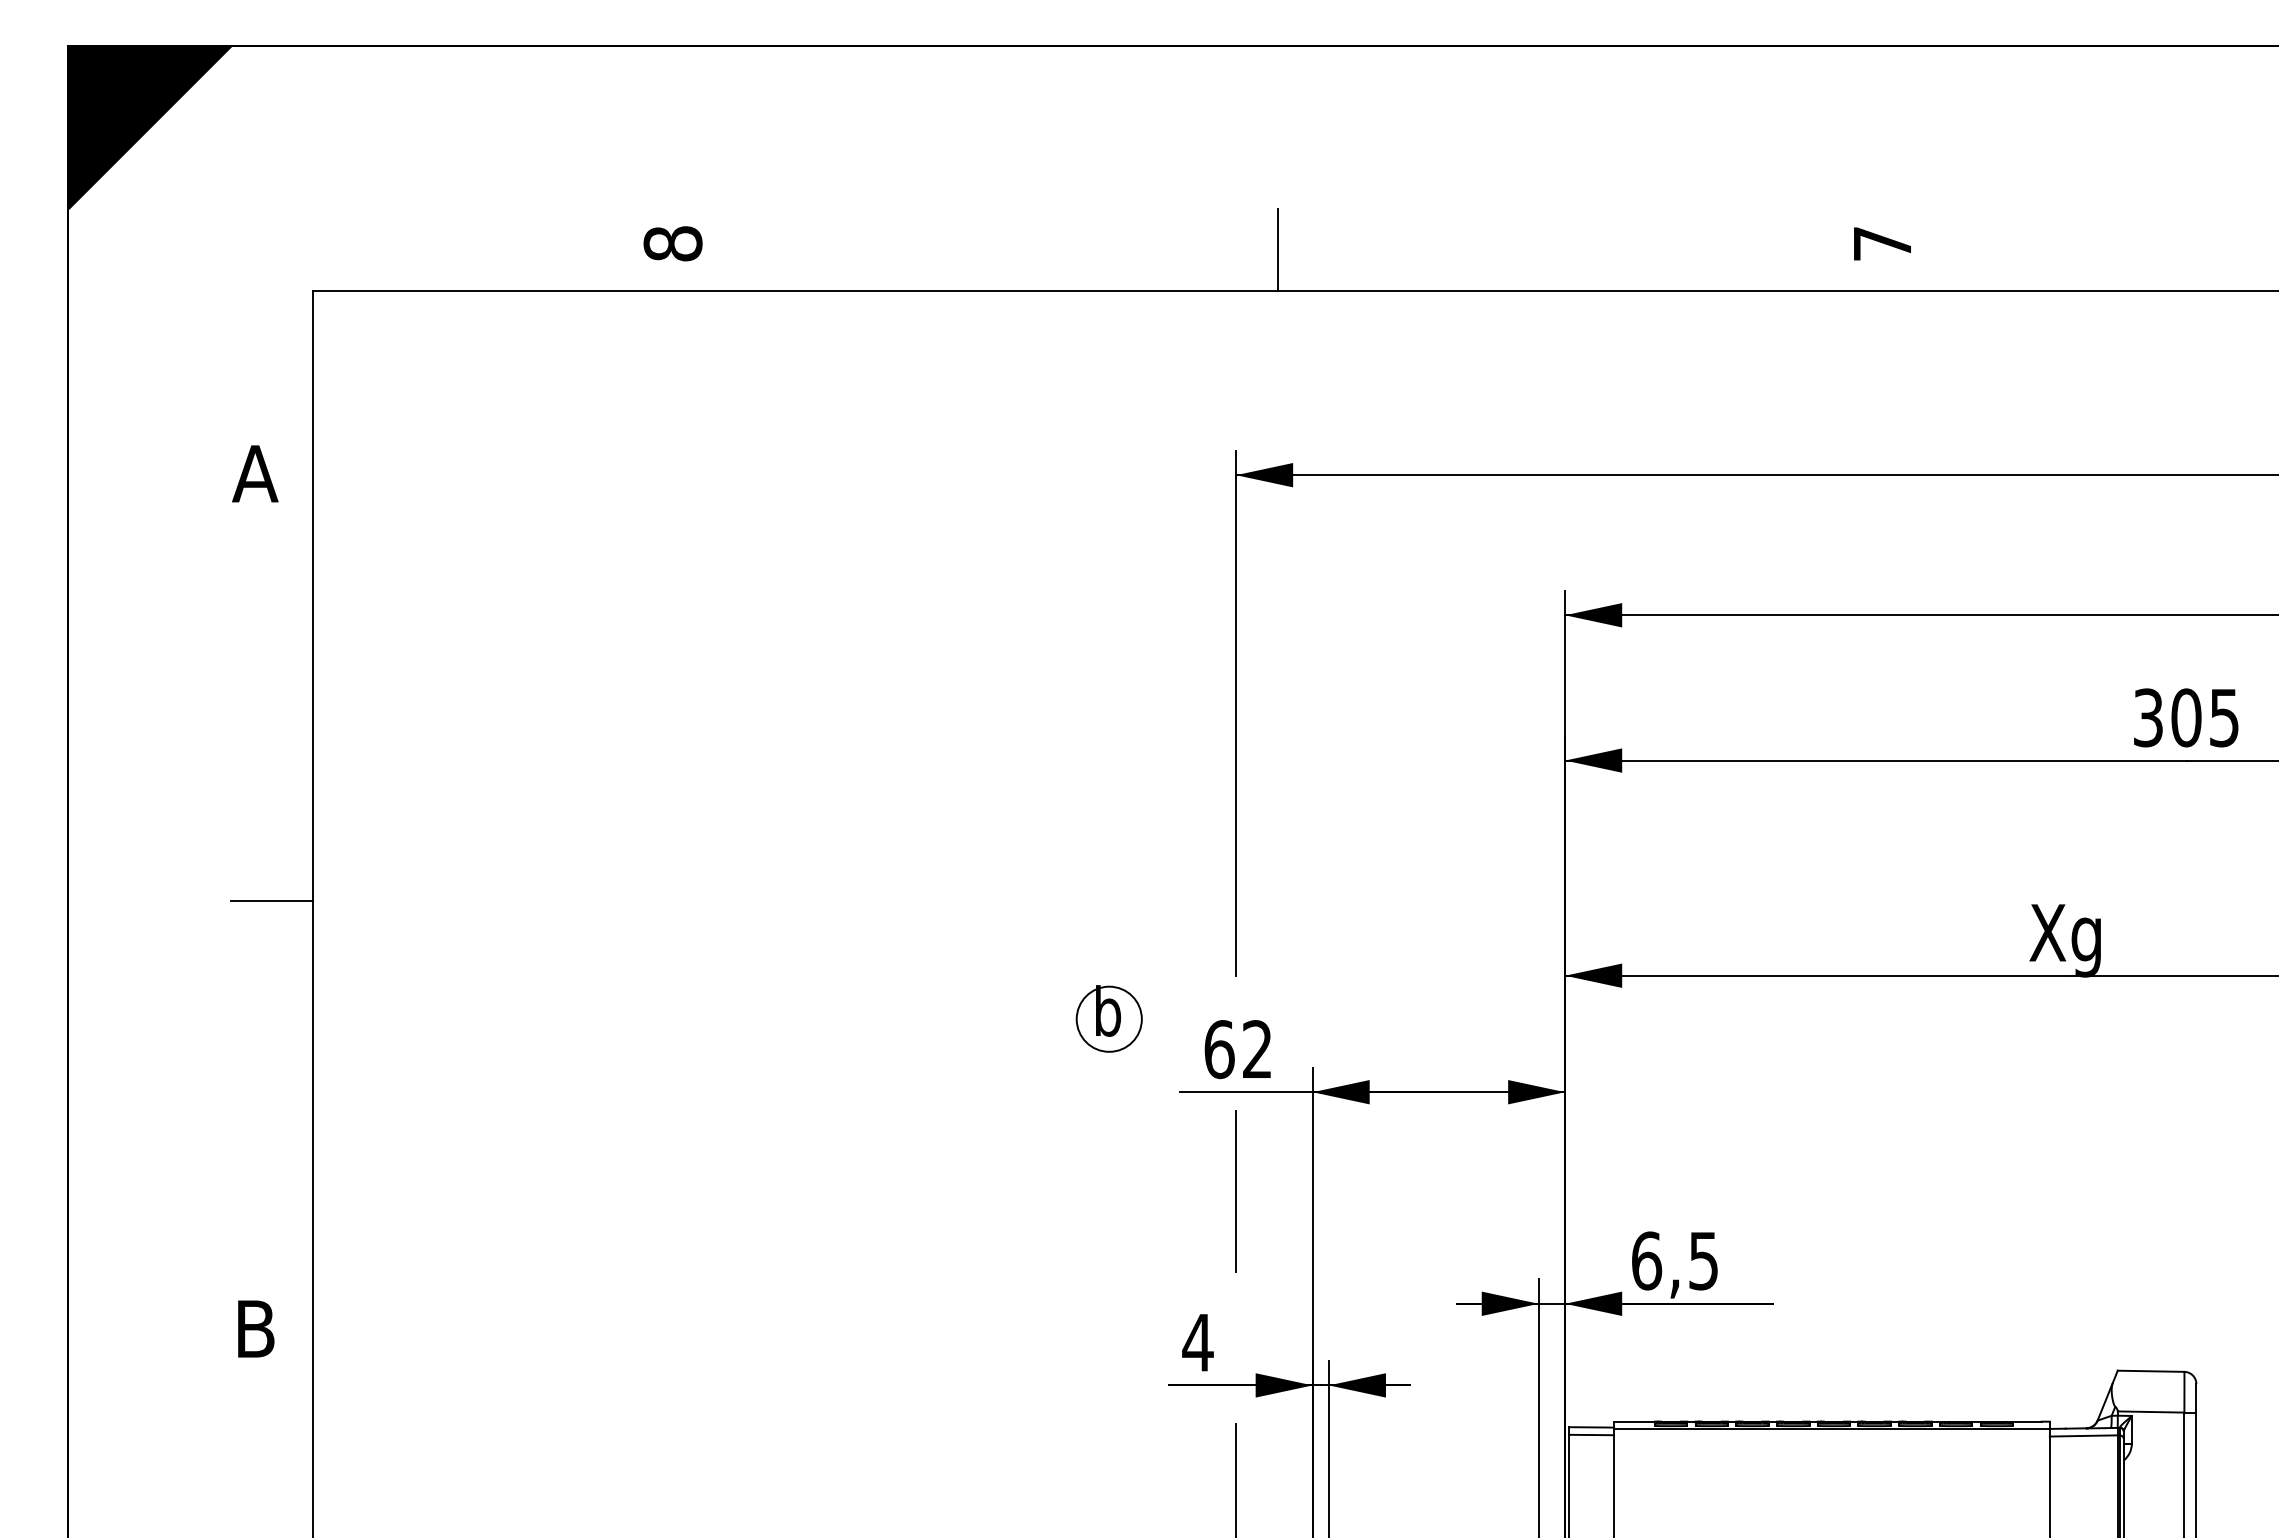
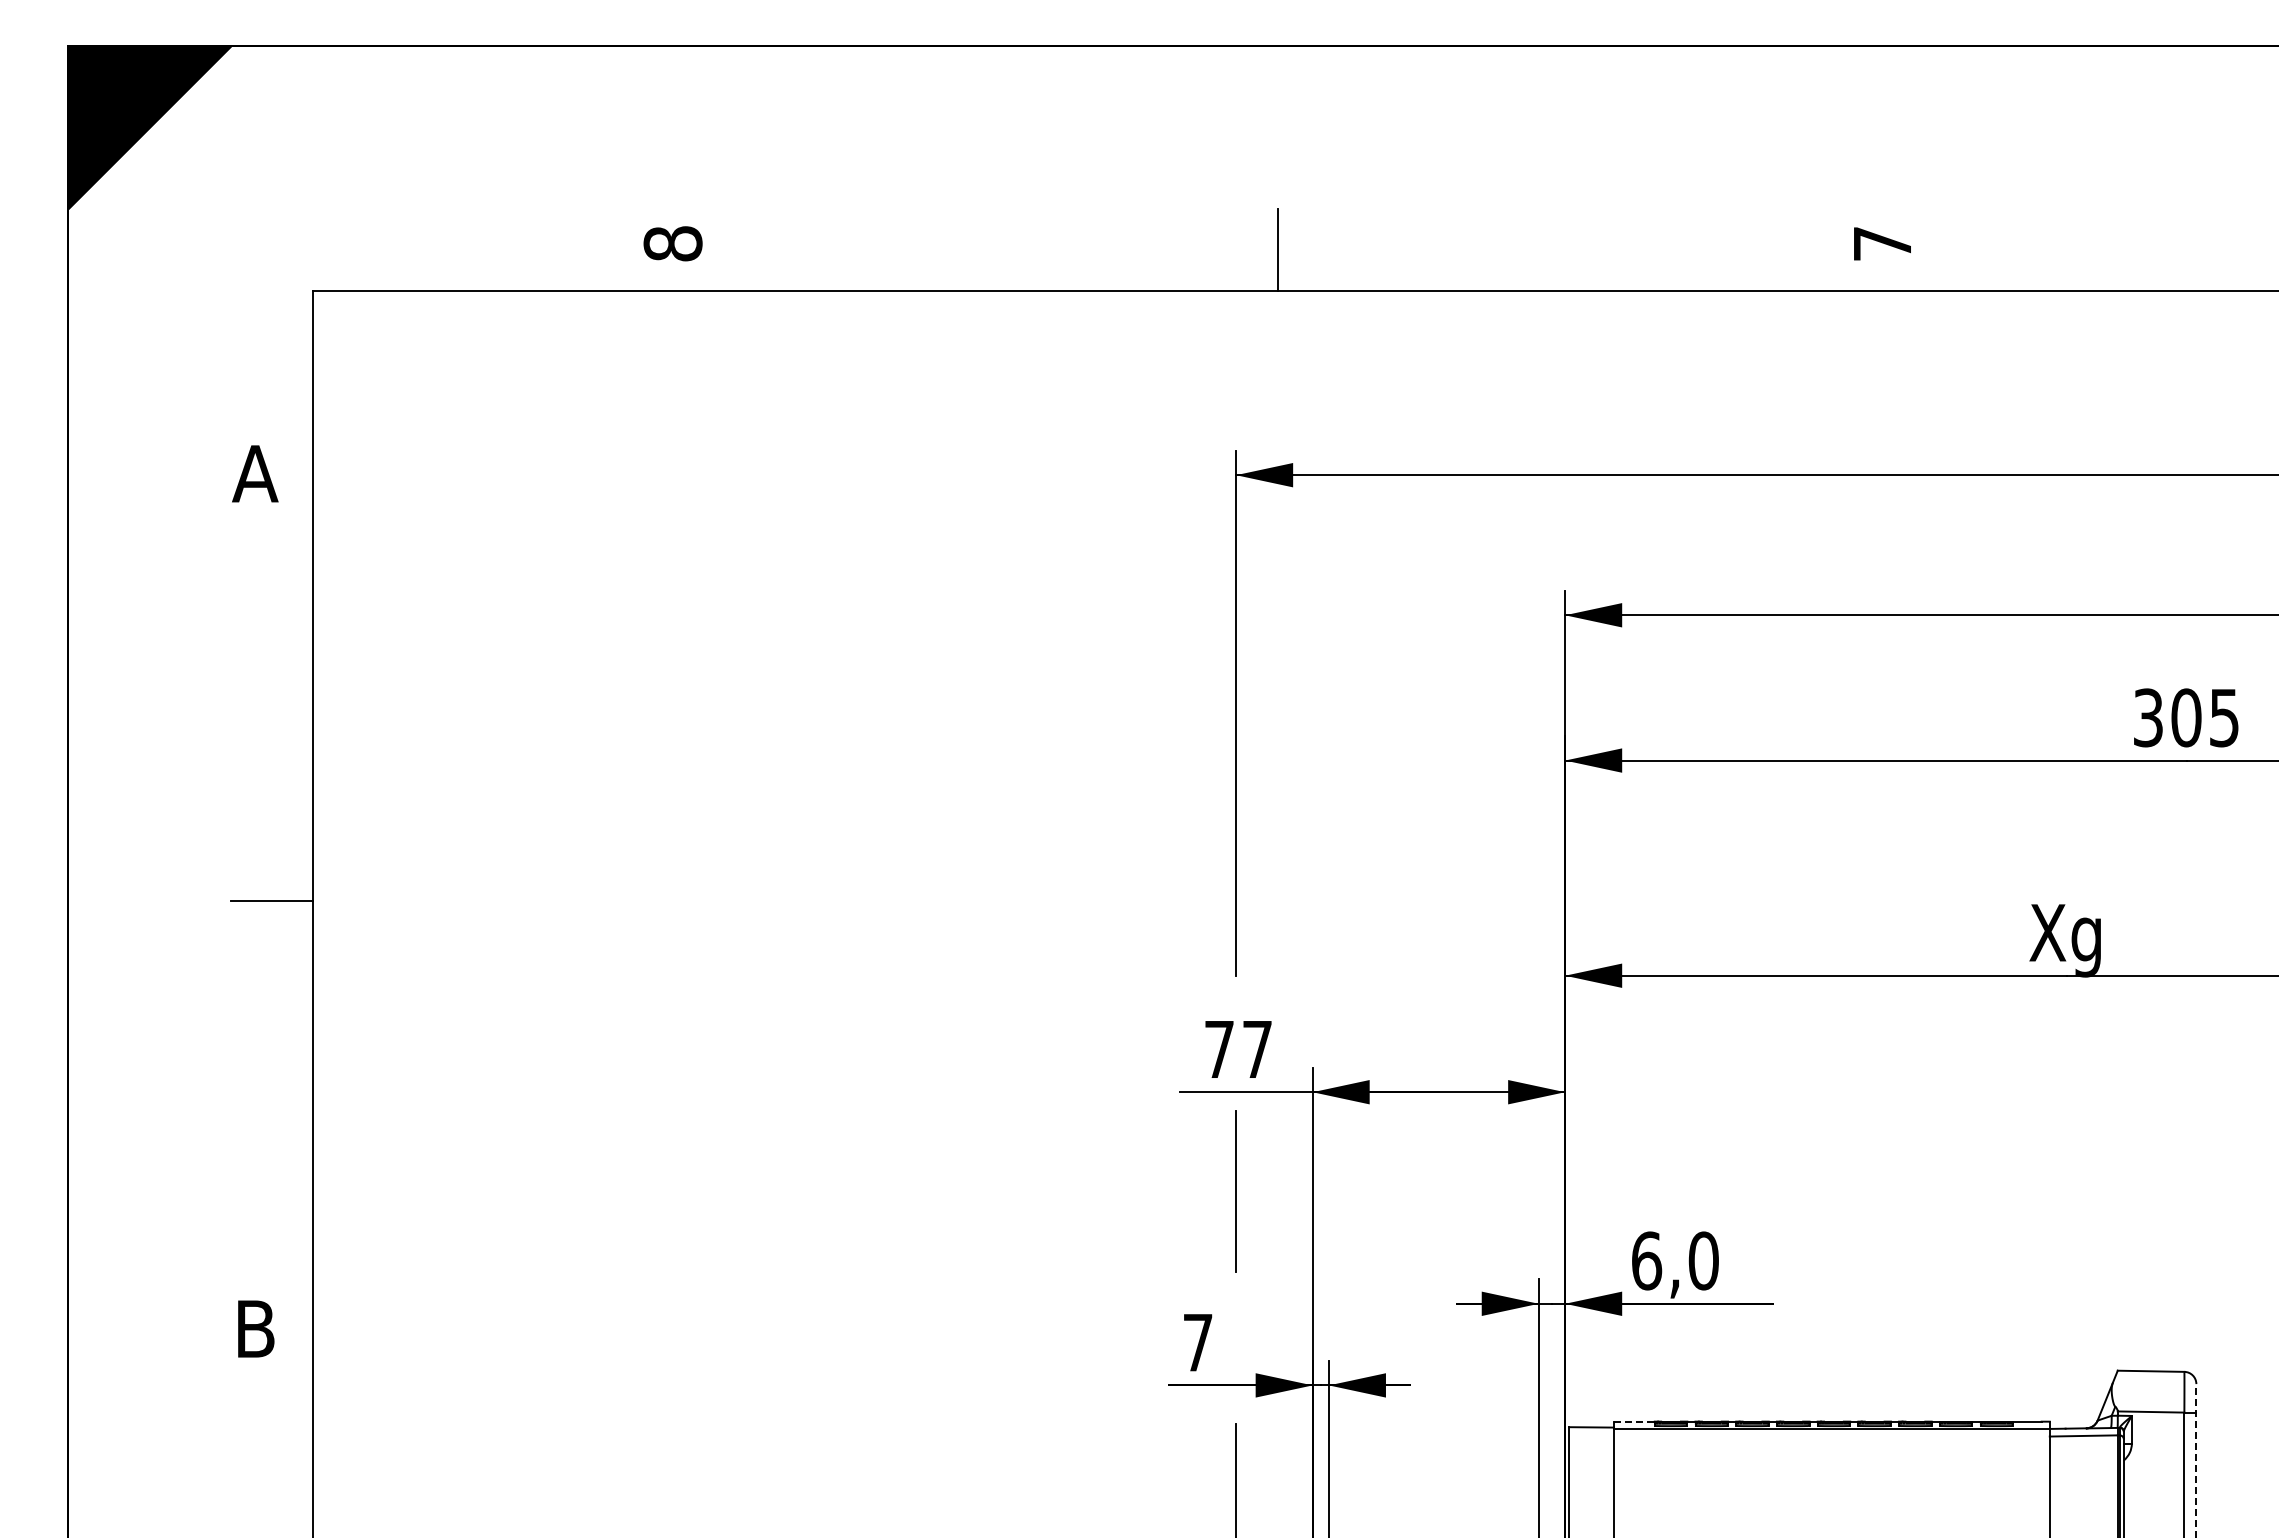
part: present -> none (1108, 1018)
text: 62 -> 77 (1237, 1049)
text: 6,5 -> 6,0 (1703, 1260)
text: 4 -> 7 (1197, 1342)
line: solid -> dashed (1634, 1421)
line: present -> none (1591, 1434)
line: solid -> dashed (2196, 1460)
